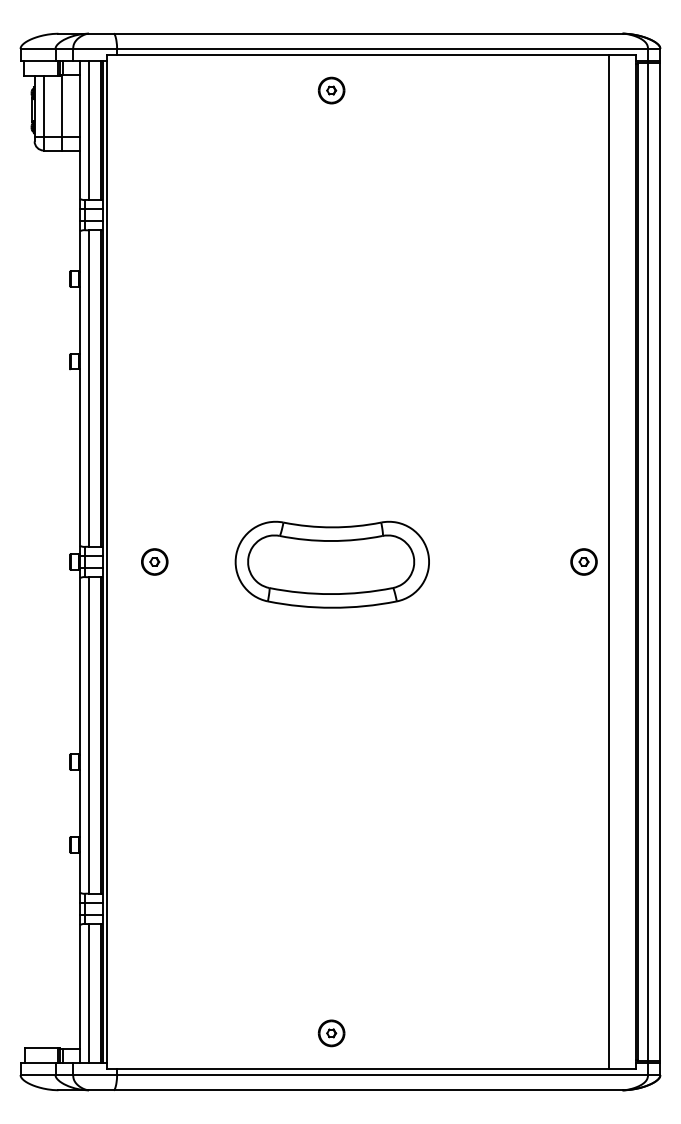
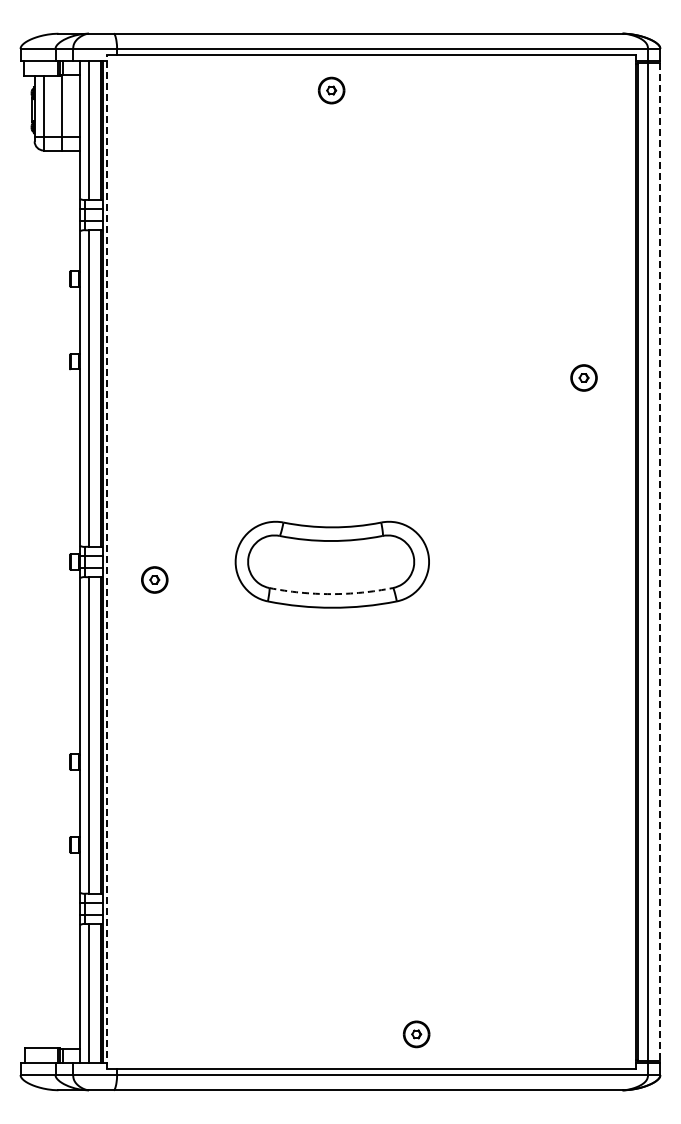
line: solid -> dashed (107, 561)
part position: (154, 561) -> (154, 579) (154, 579)
part position: (583, 561) -> (583, 377) (583, 377)
line: present -> none (608, 561)
line: solid -> dashed (660, 562)
arc: solid -> dashed (331, 594)
part position: (331, 1033) -> (416, 1034) (416, 1034)
